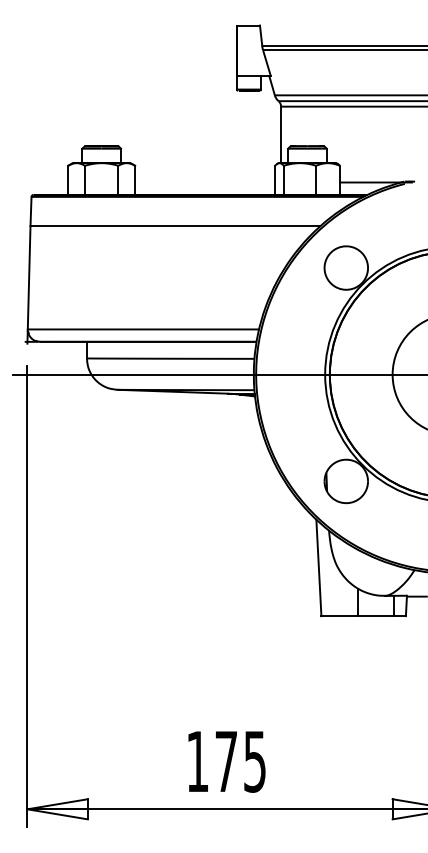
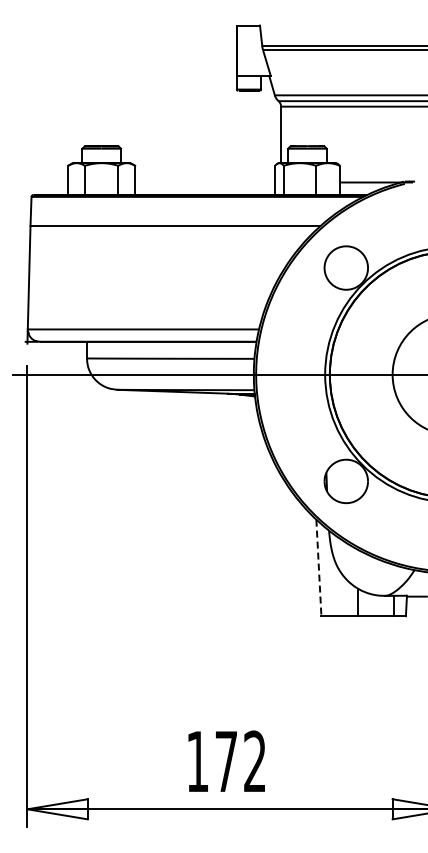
line: solid -> dashed (318, 568)
text: 175 -> 172 (254, 761)
